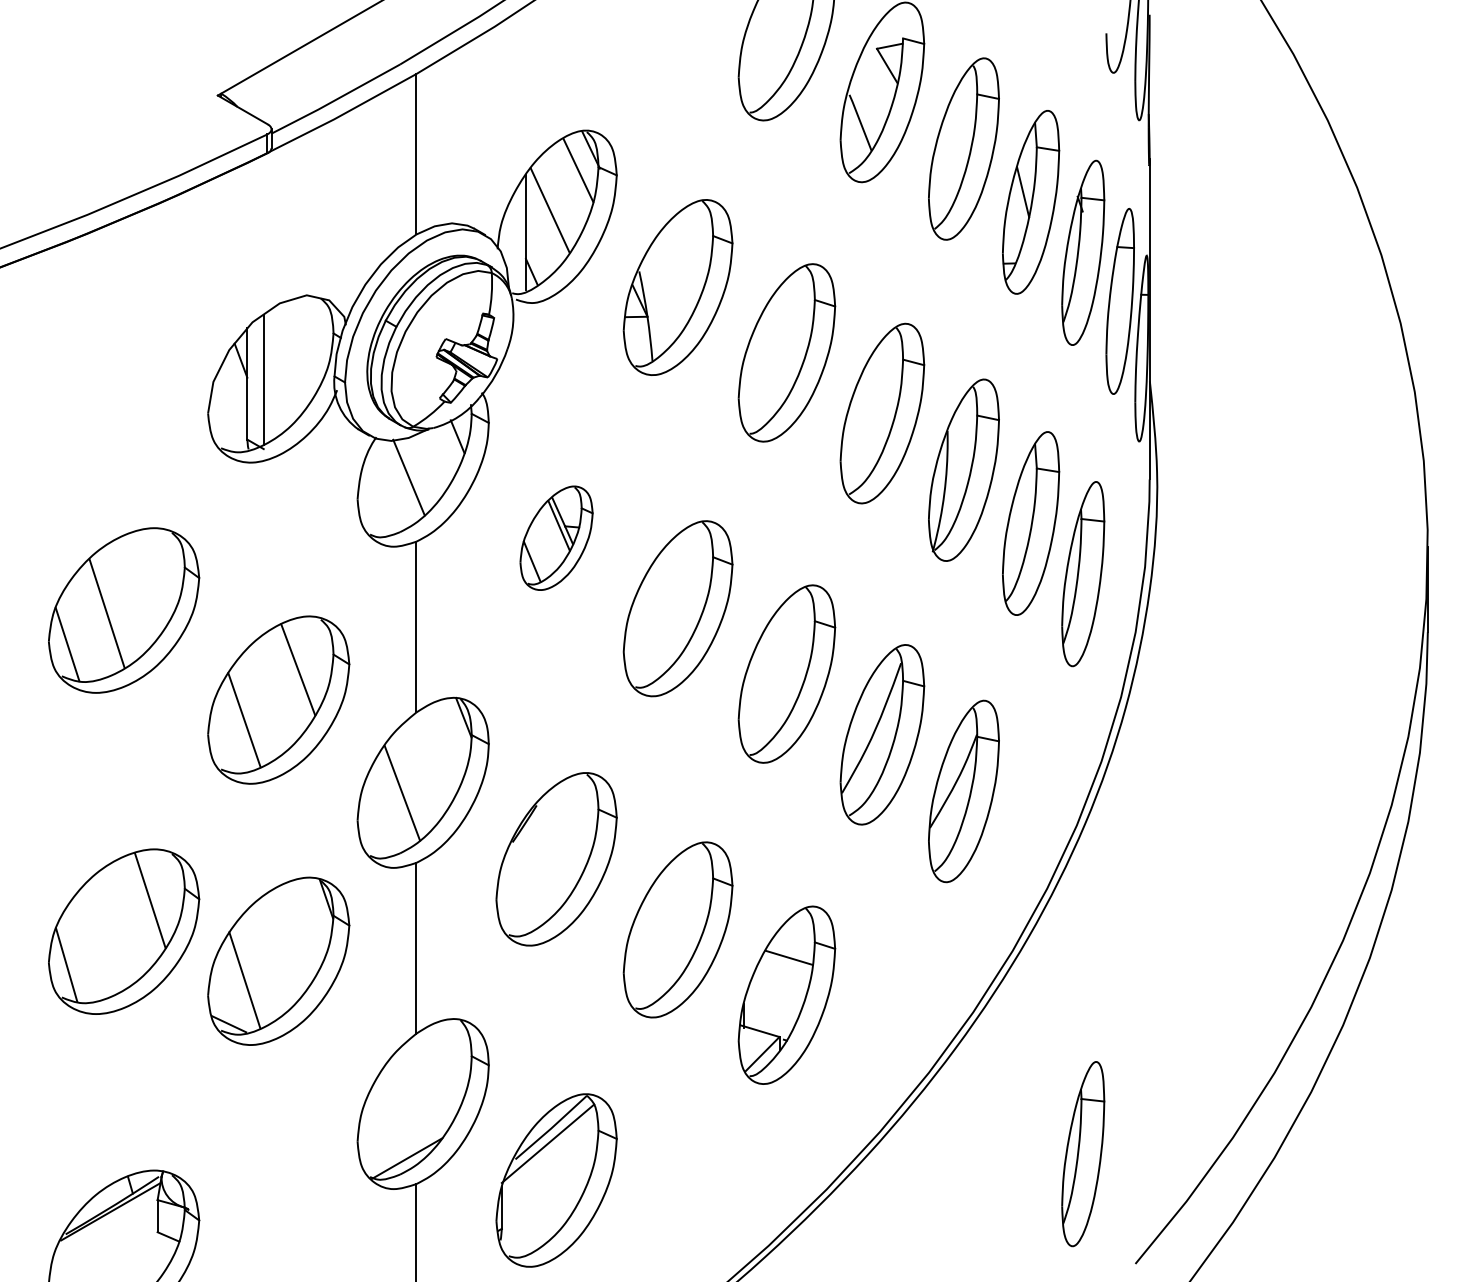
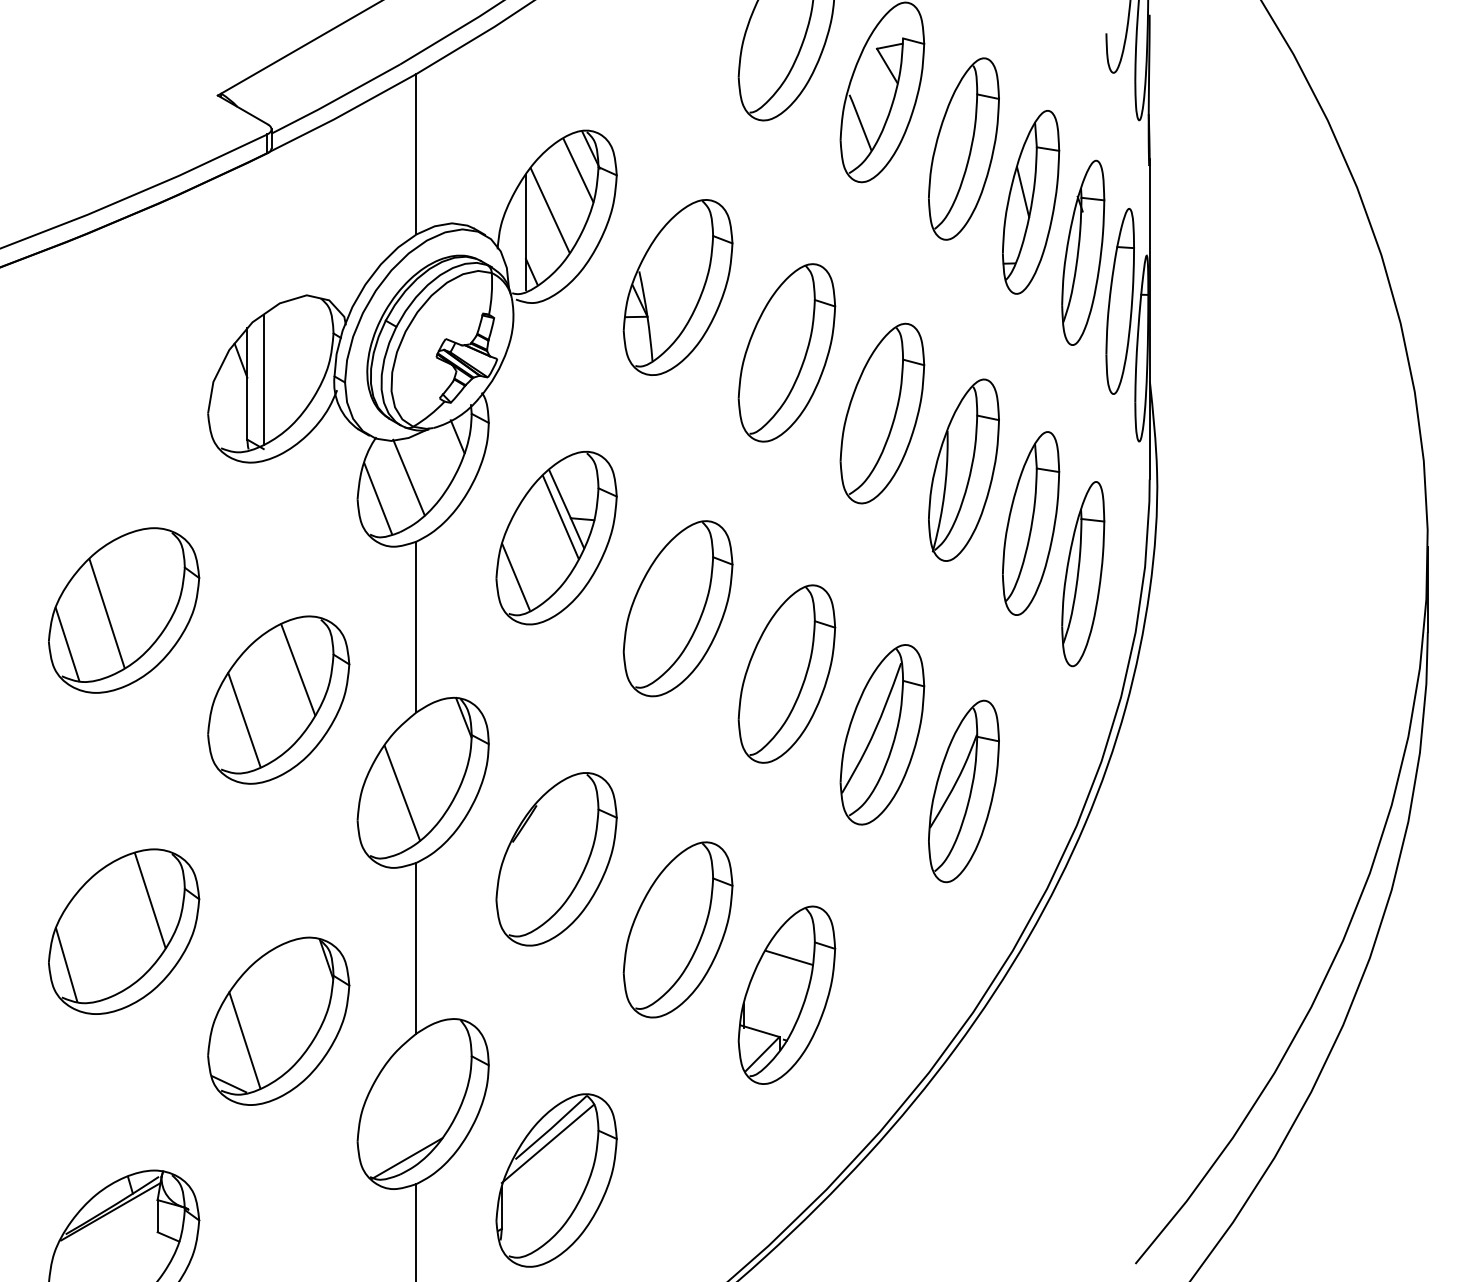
line: none -> present (378, 498)
part size: 75x106 px -> 123x175 px (556, 538)
part position: (278, 960) -> (278, 1020) (278, 1020)
part: present -> none (1083, 1154)
